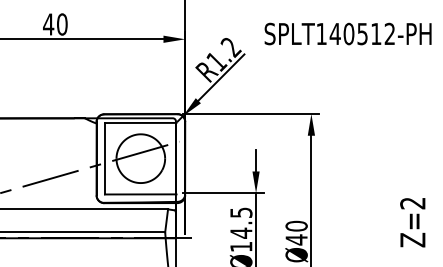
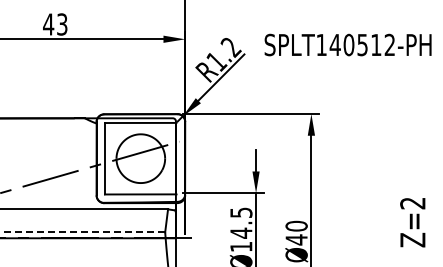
text: 40 -> 43 (62, 24)
text position: (347, 33) -> (347, 44) (347, 44)
line: solid -> dashed (82, 232)
